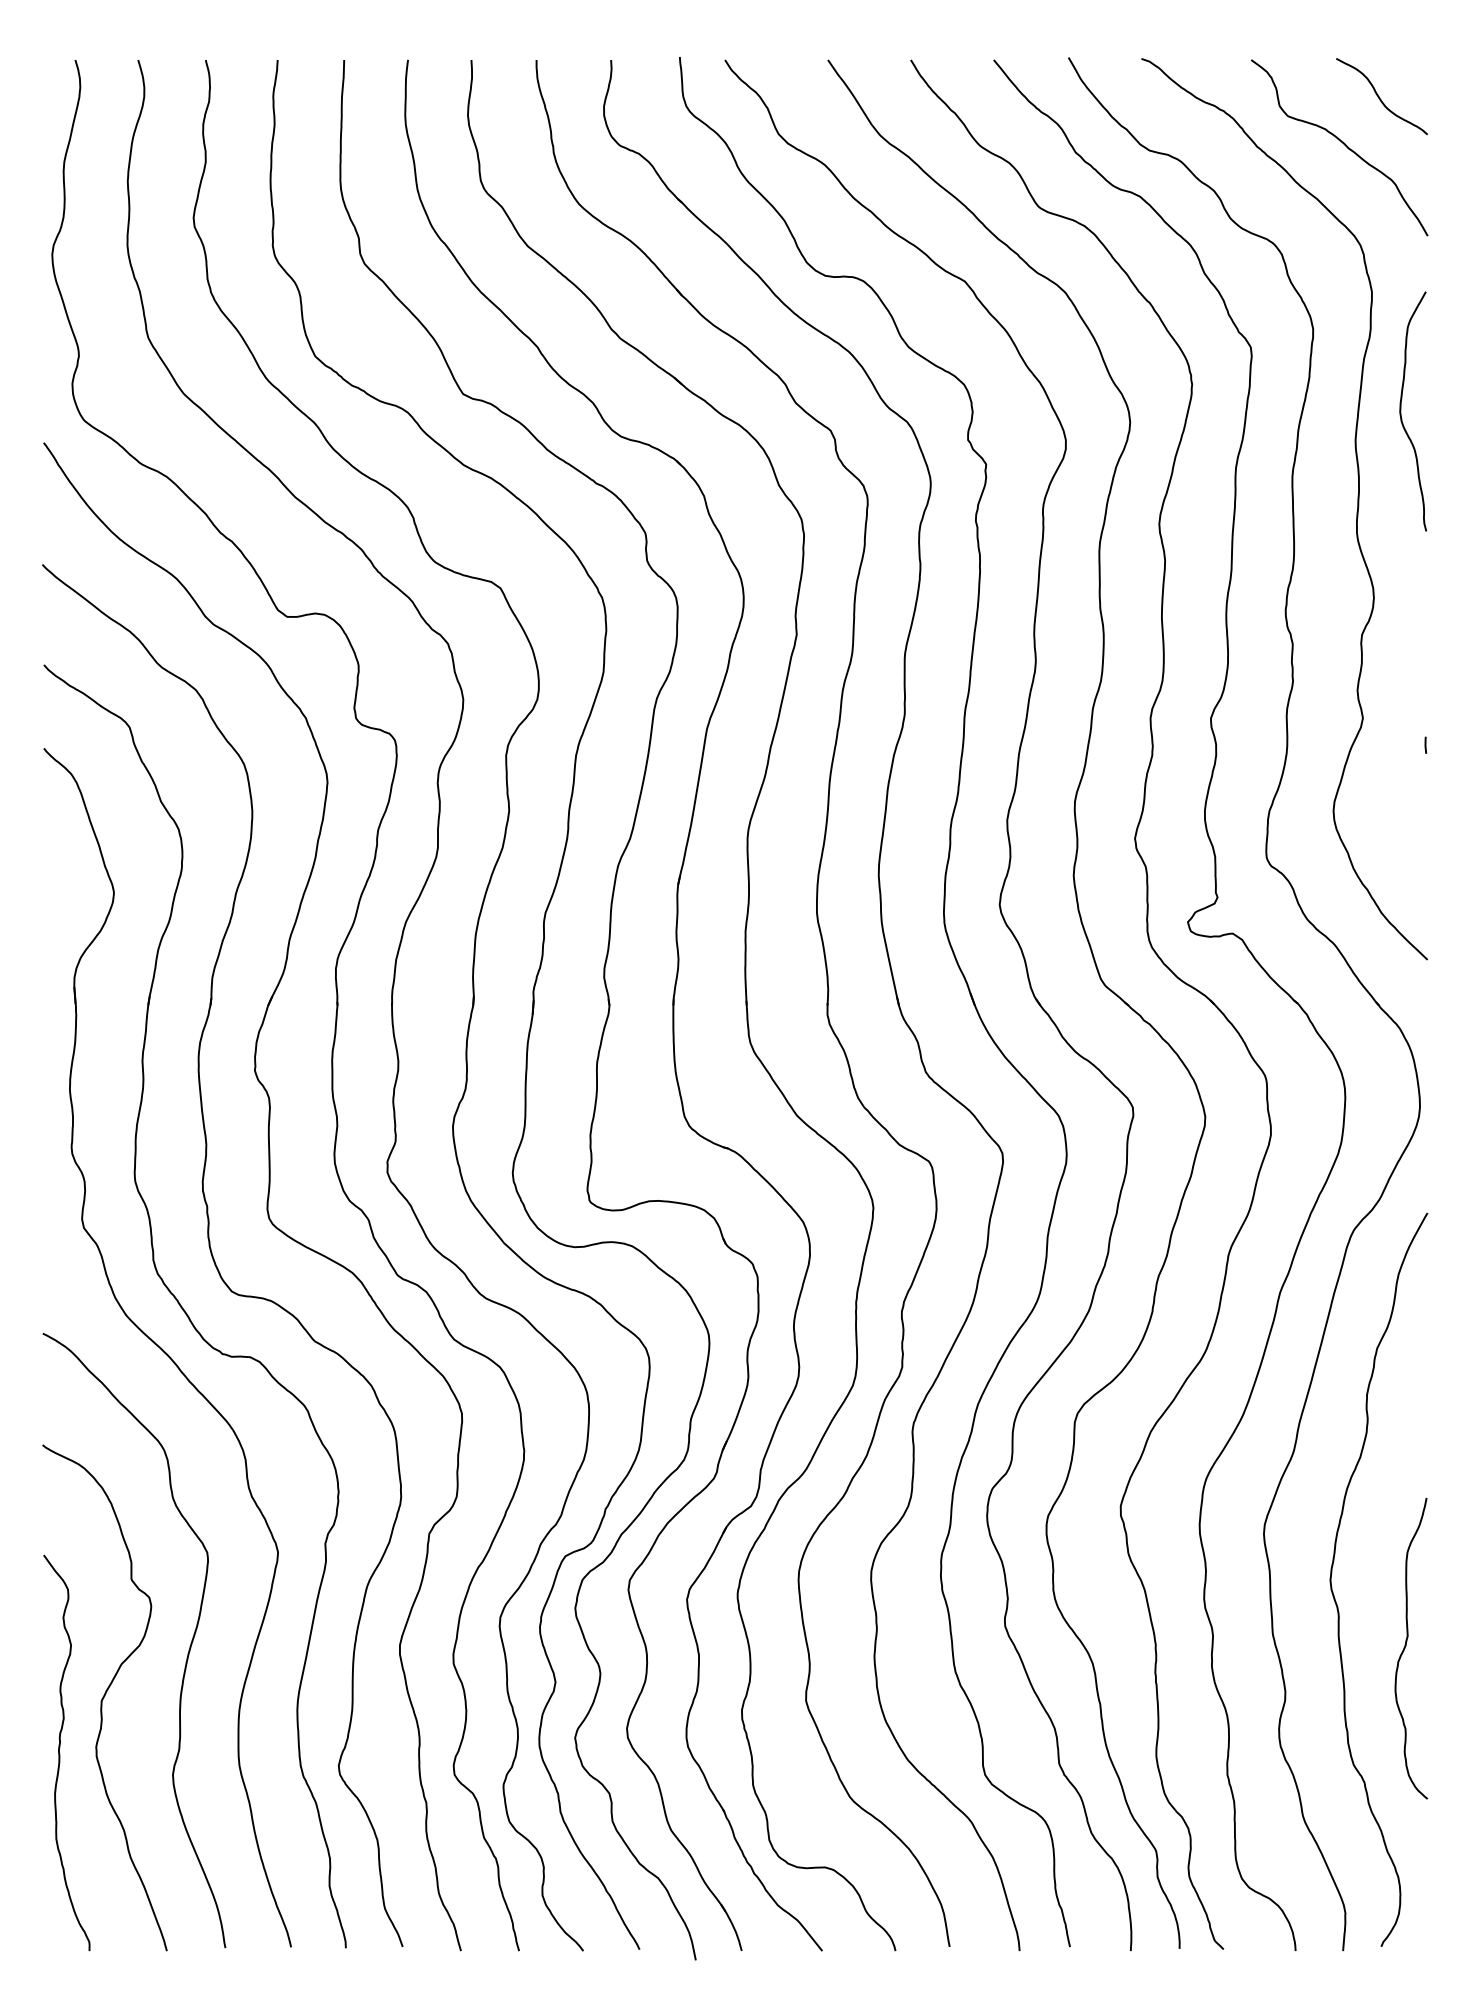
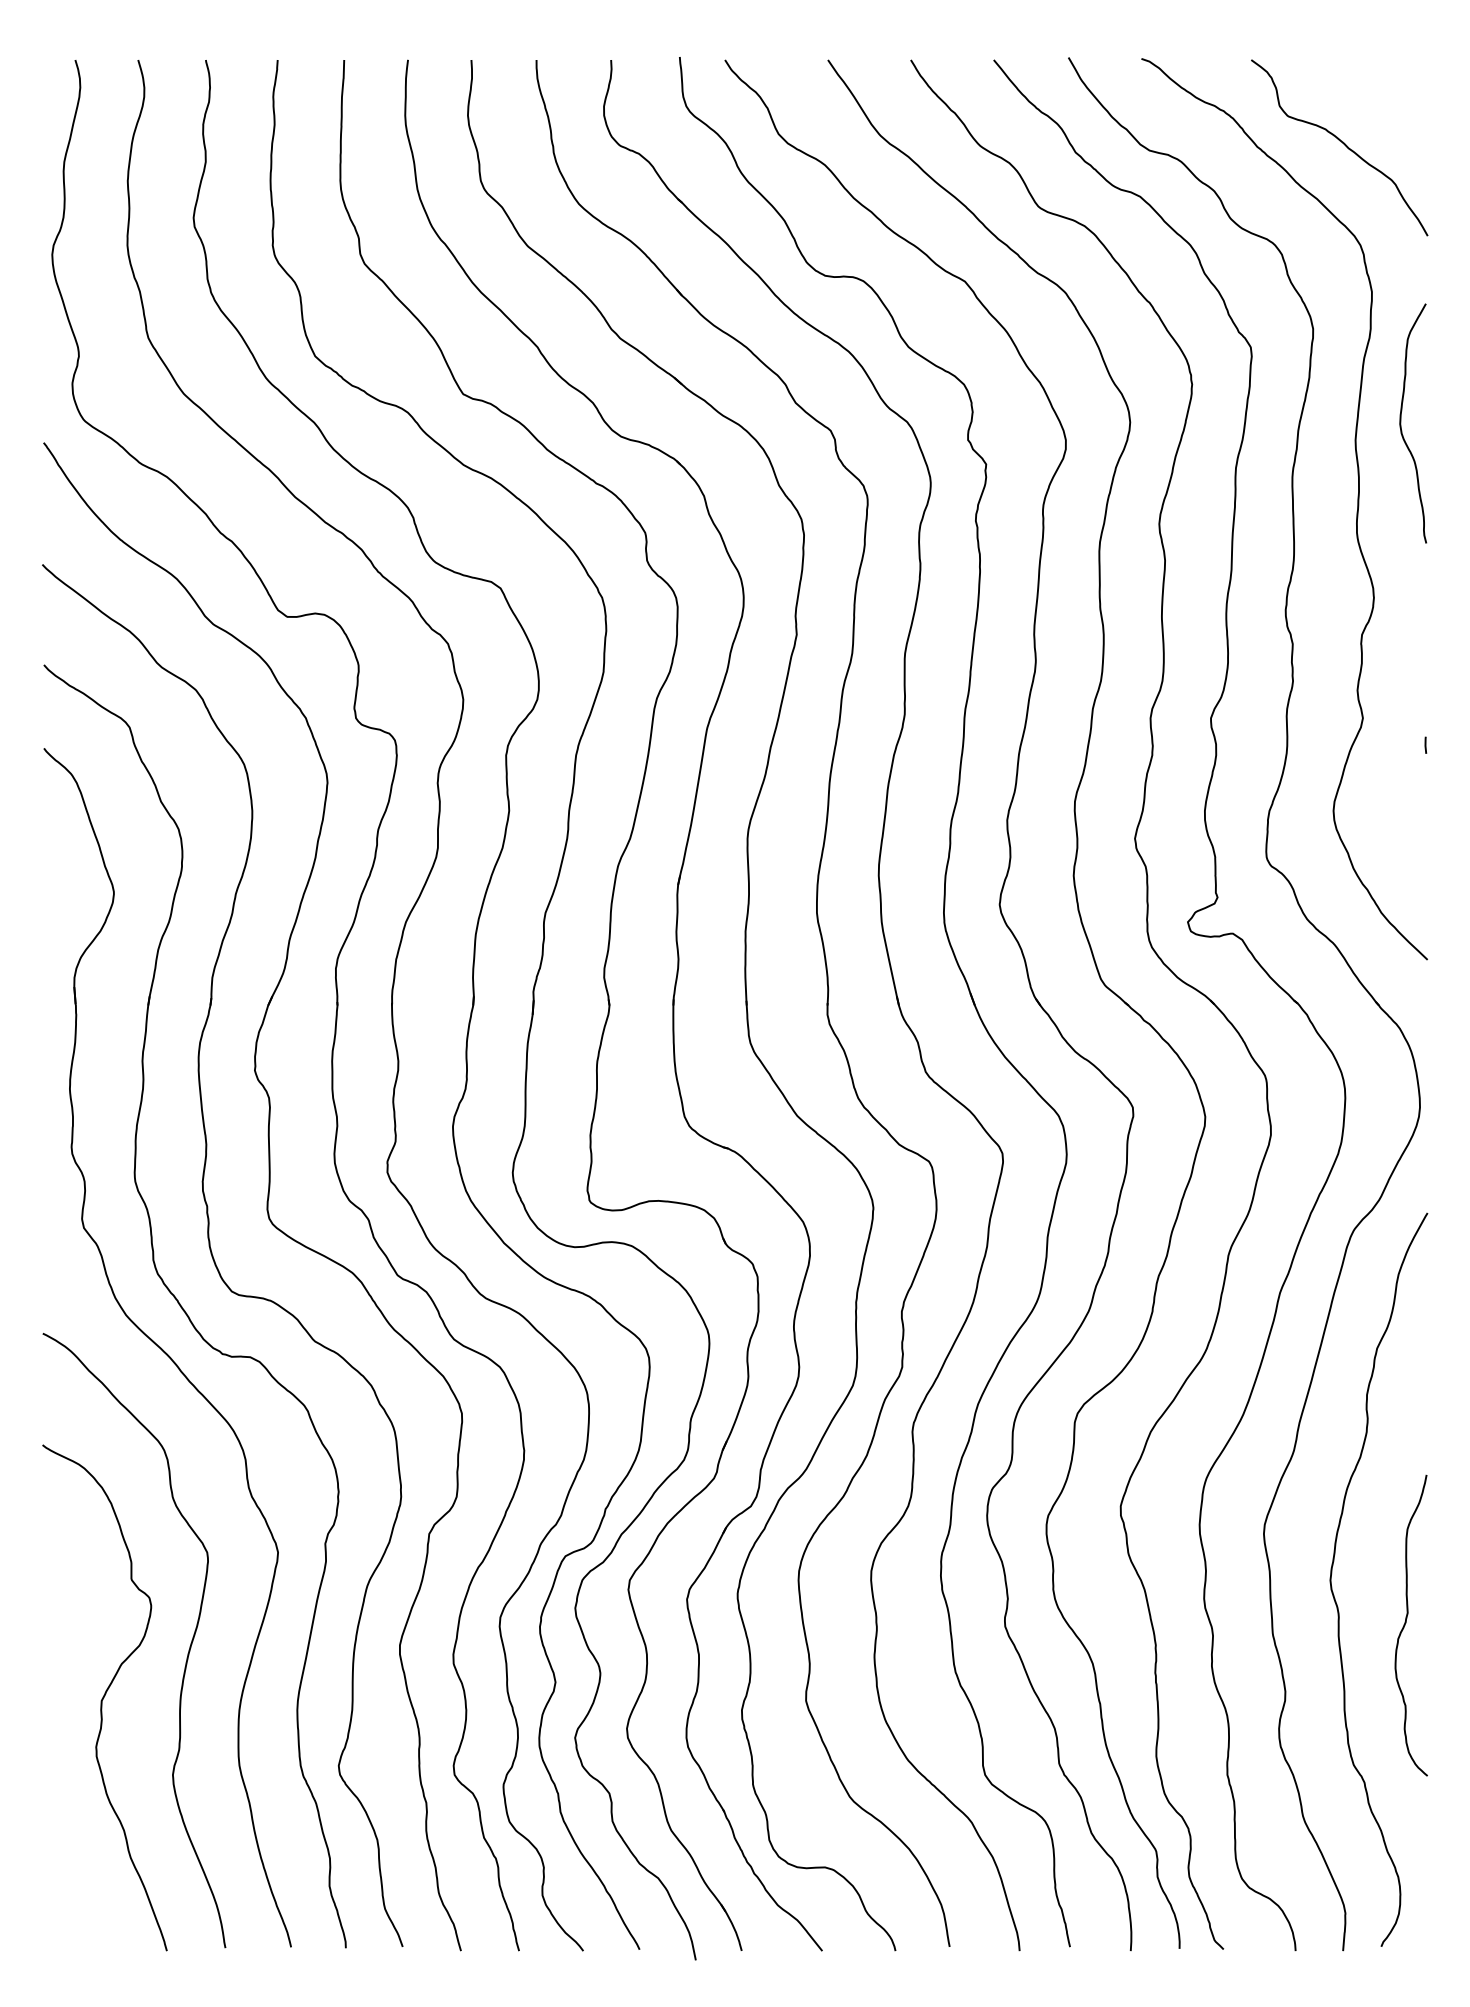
curve: present -> none (1380, 97)
curve position: (1401, 411) -> (1401, 423) (1401, 423)
curve position: (1406, 1646) -> (1406, 1623) (1406, 1623)
curve: present -> none (60, 1753)
